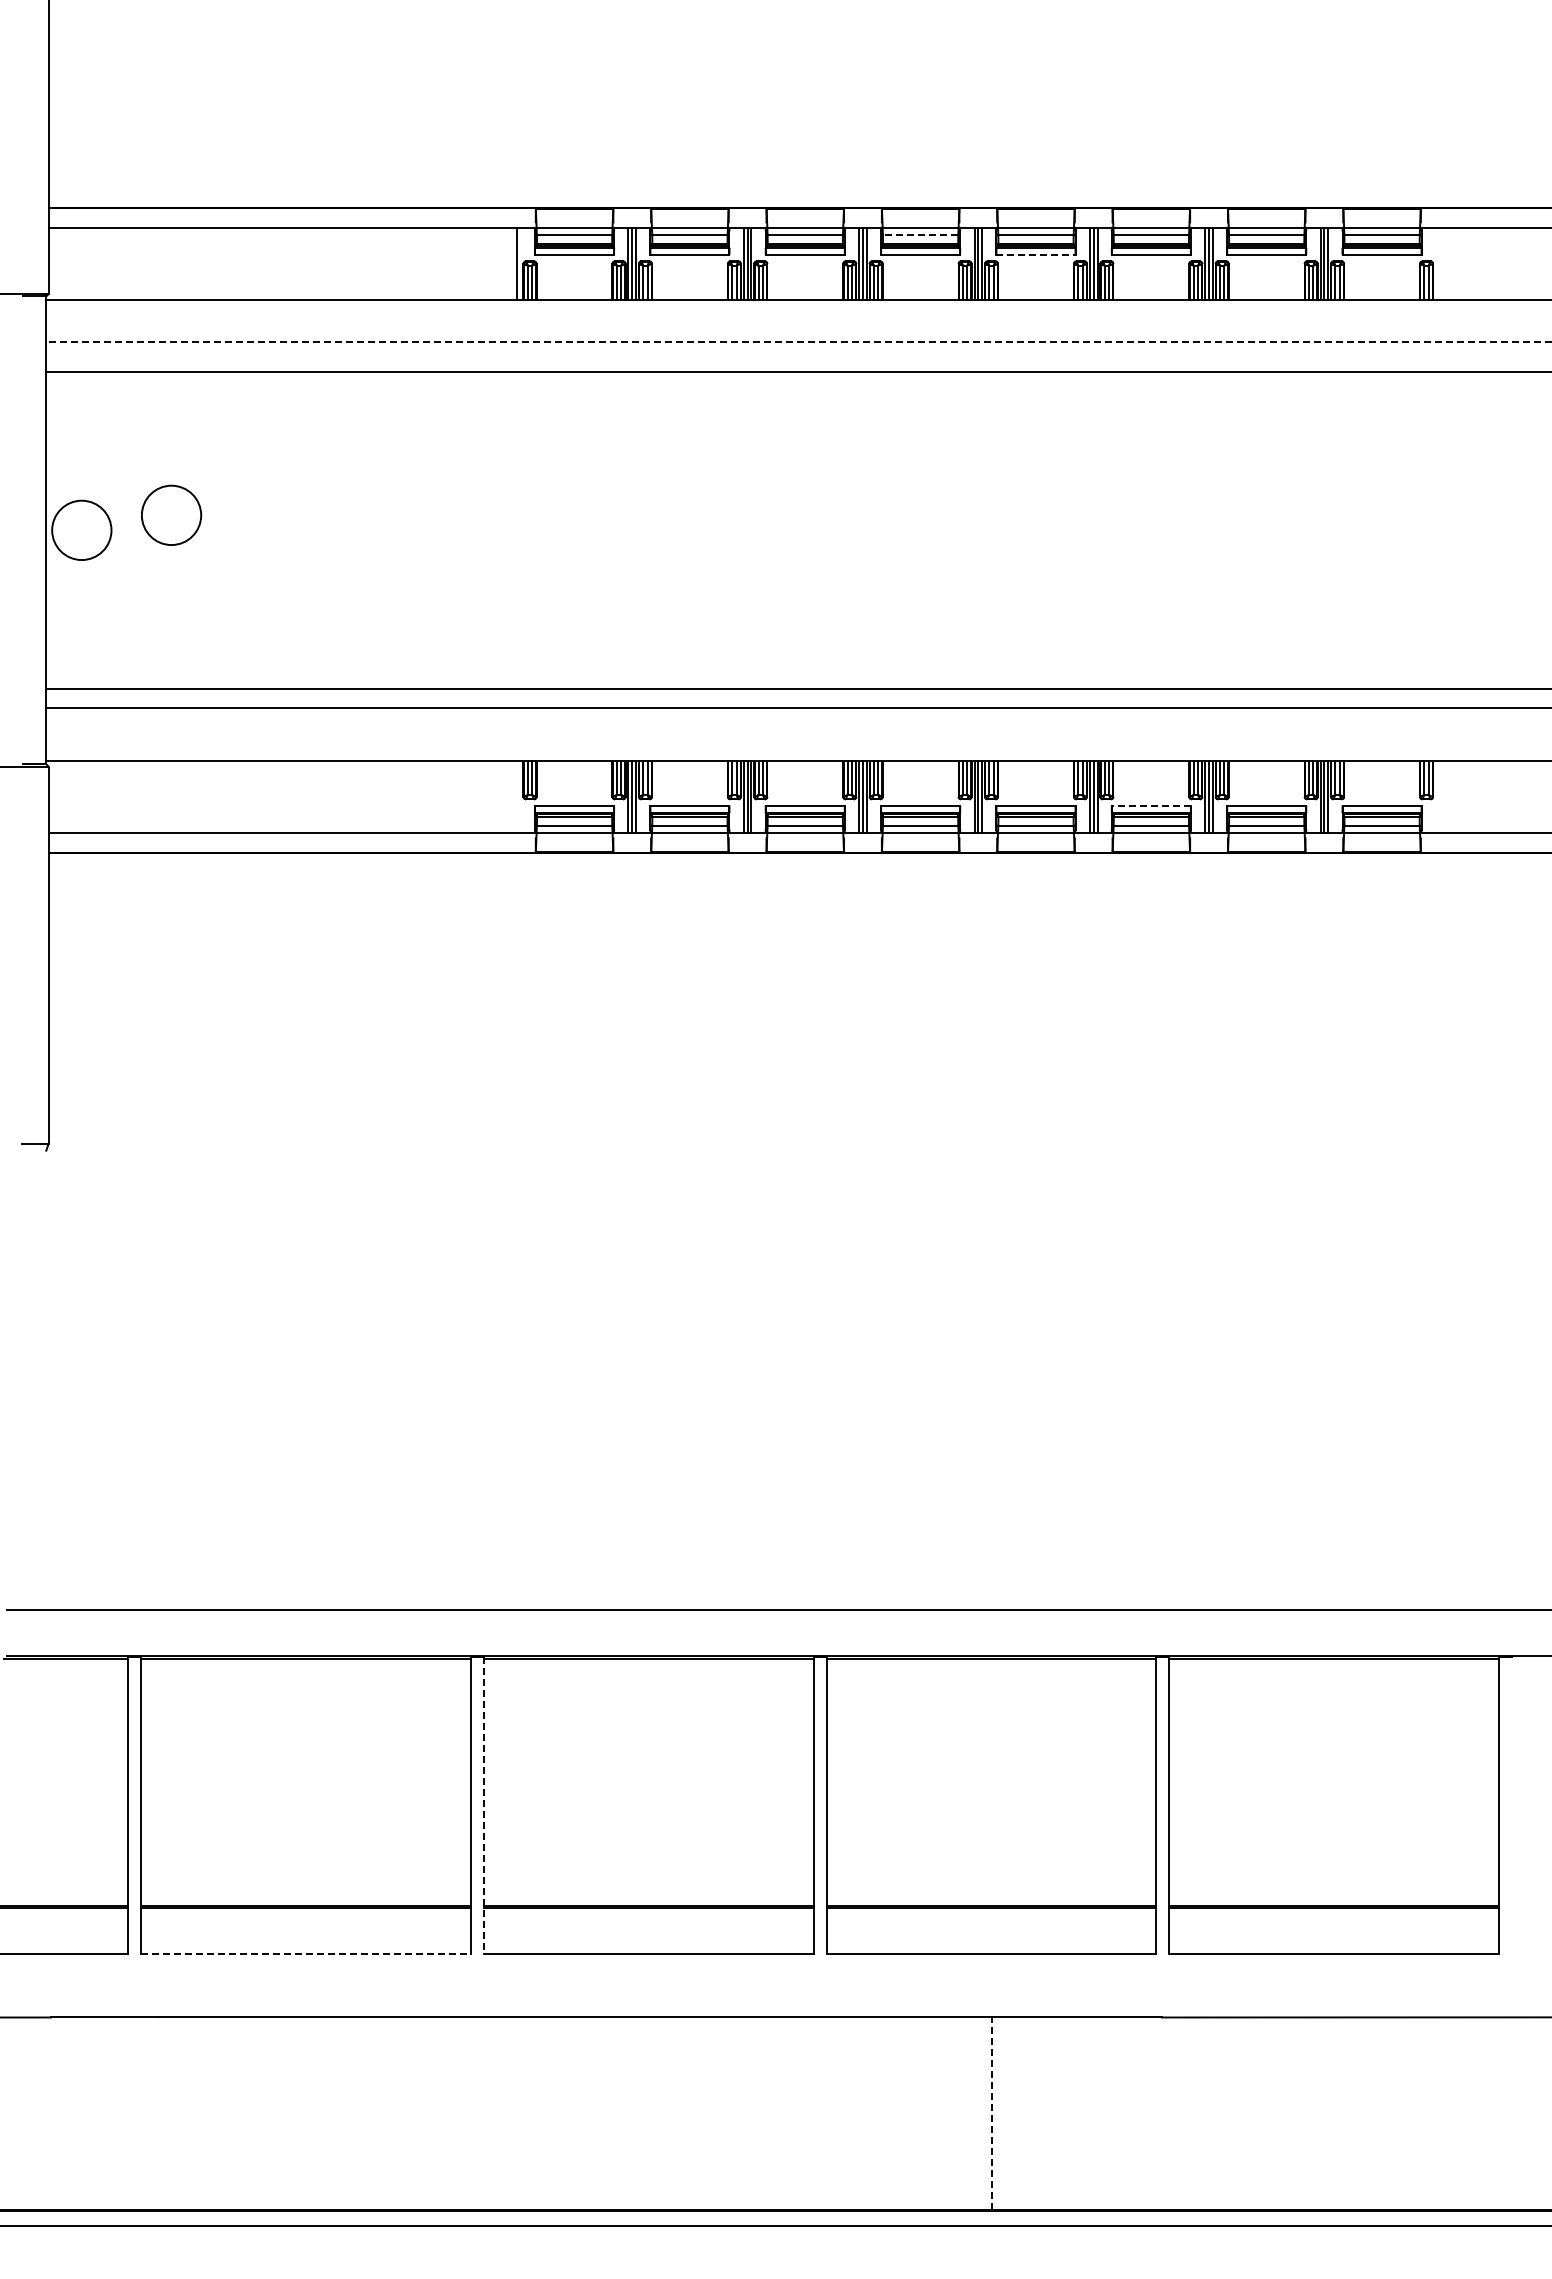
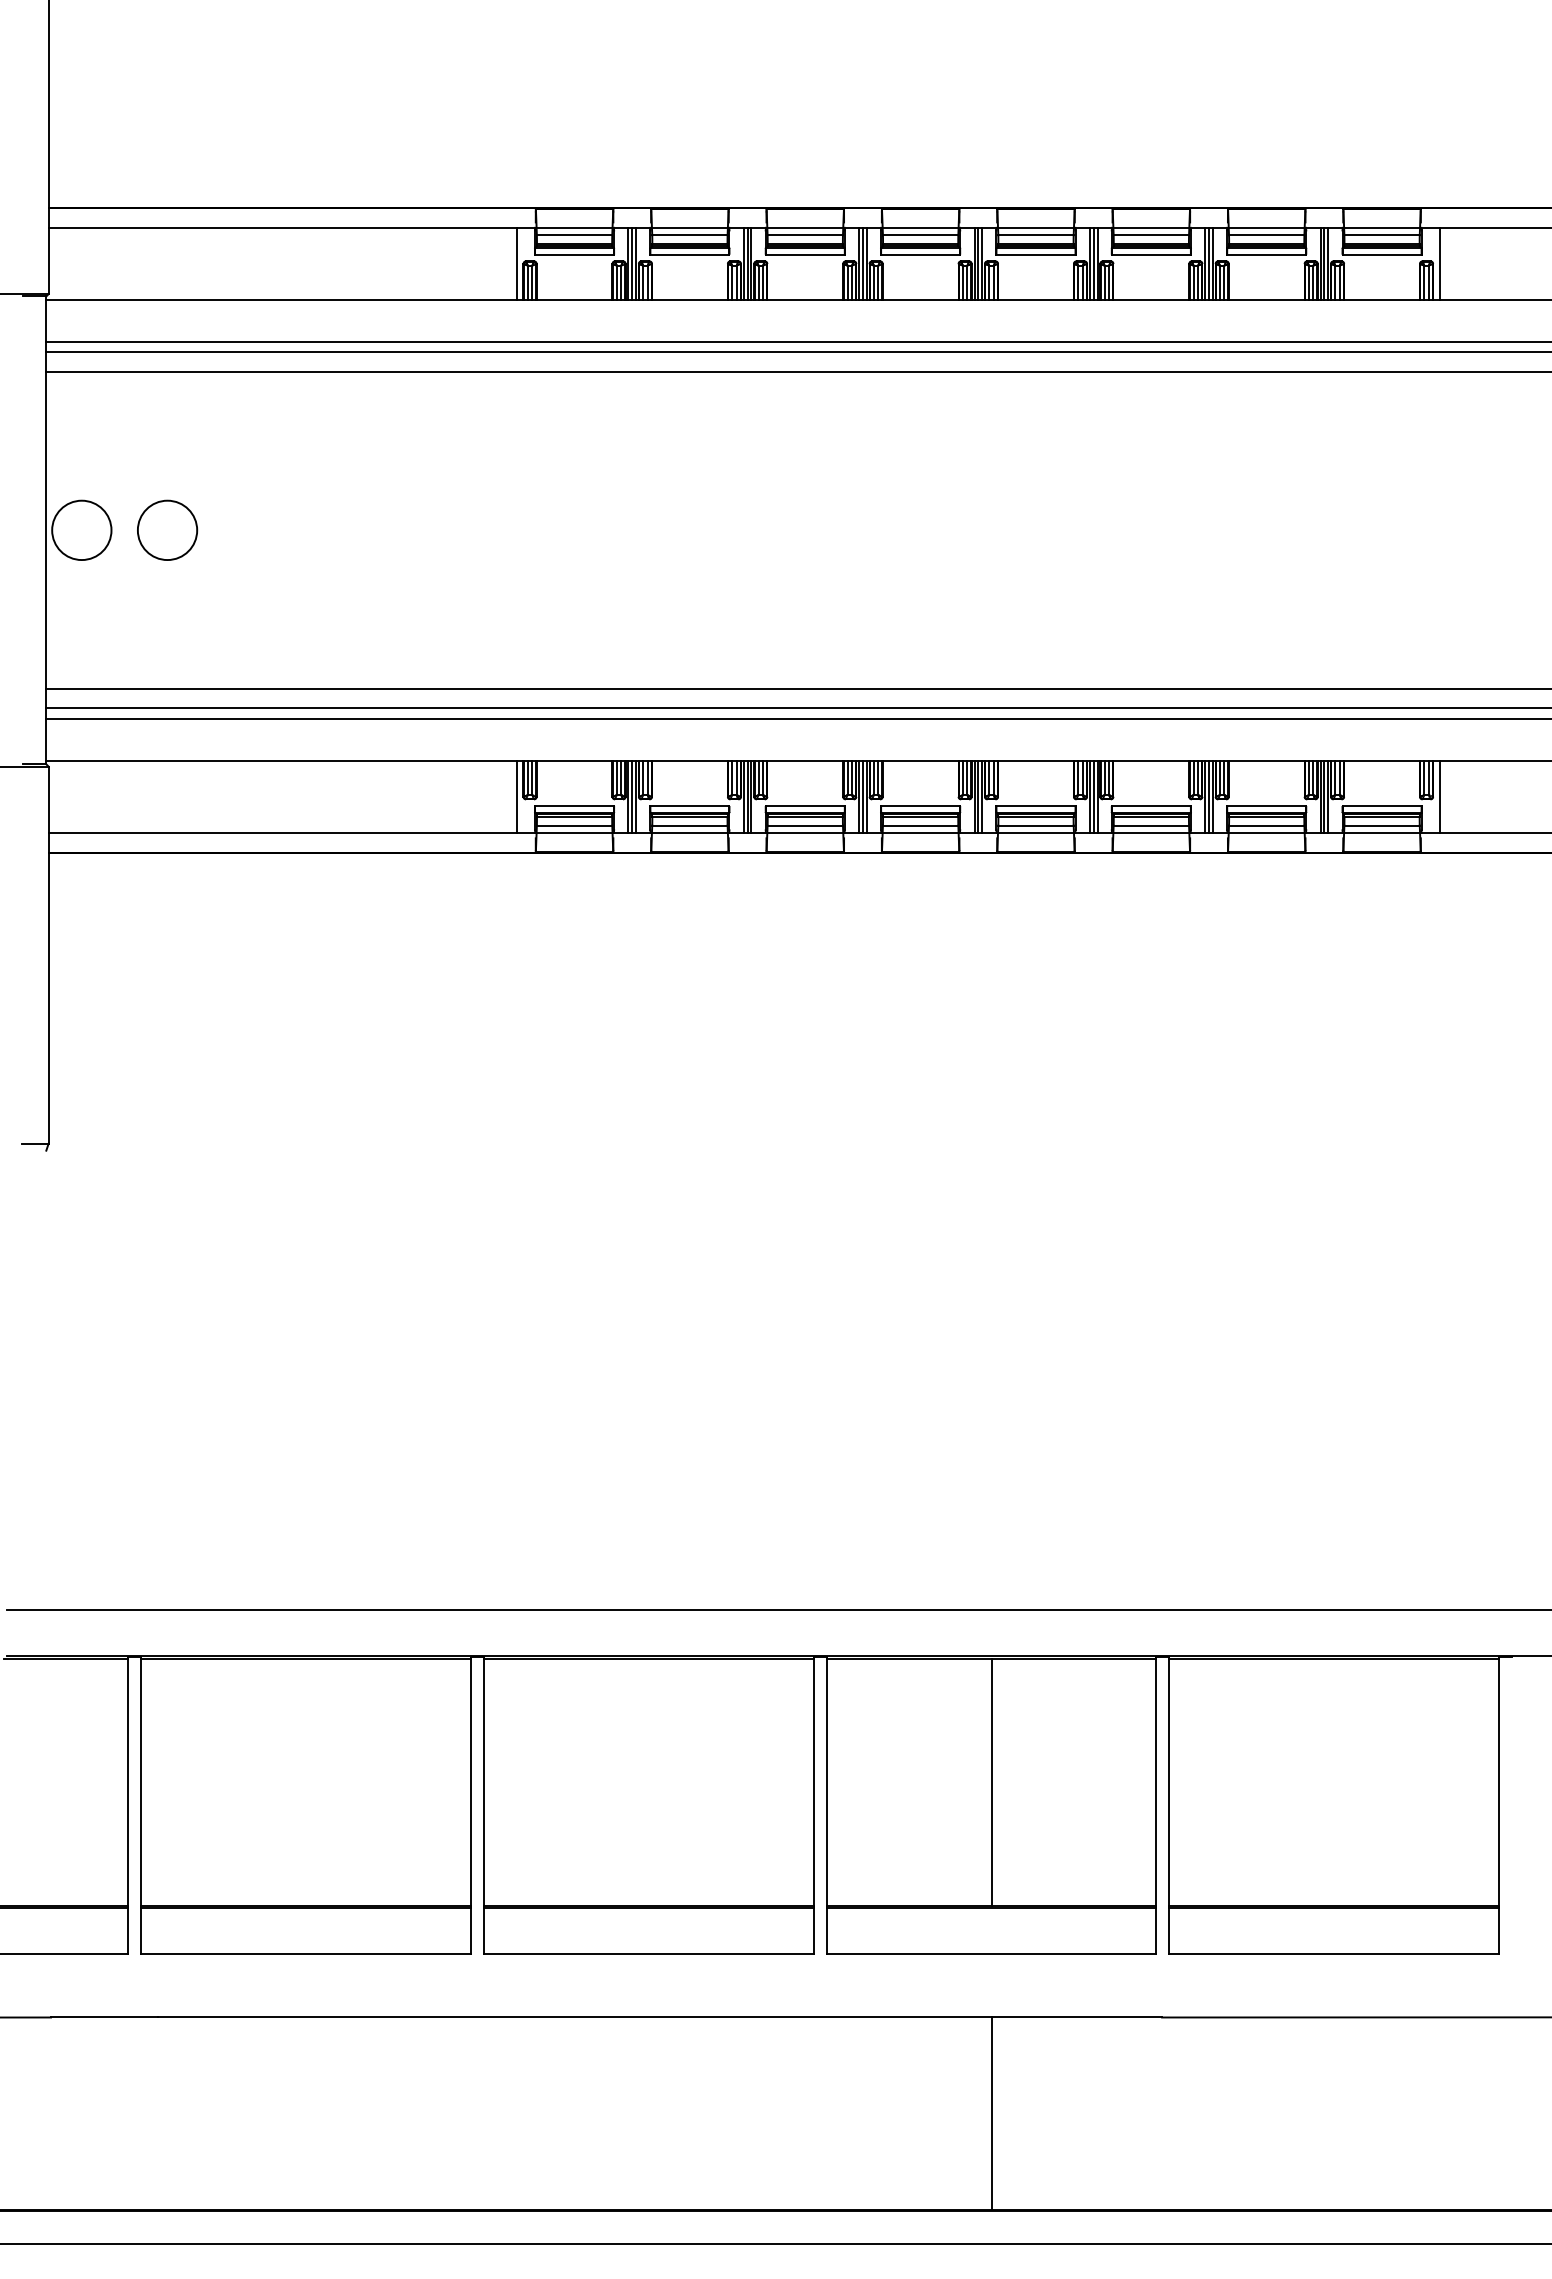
line: dashed -> solid (920, 235)
line: dashed -> solid (1036, 254)
line: none -> present (1439, 263)
line: dashed -> solid (799, 341)
line: none -> present (797, 352)
circle position: (171, 514) -> (167, 529) (167, 529)
line: none -> present (797, 718)
line: none -> present (516, 796)
line: none -> present (1439, 796)
line: dashed -> solid (1151, 806)
line: none -> present (991, 1782)
line: dashed -> solid (483, 1805)
line: dashed -> solid (305, 1953)
line: dashed -> solid (991, 2113)
line position: (775, 2225) -> (775, 2243) (775, 2243)
